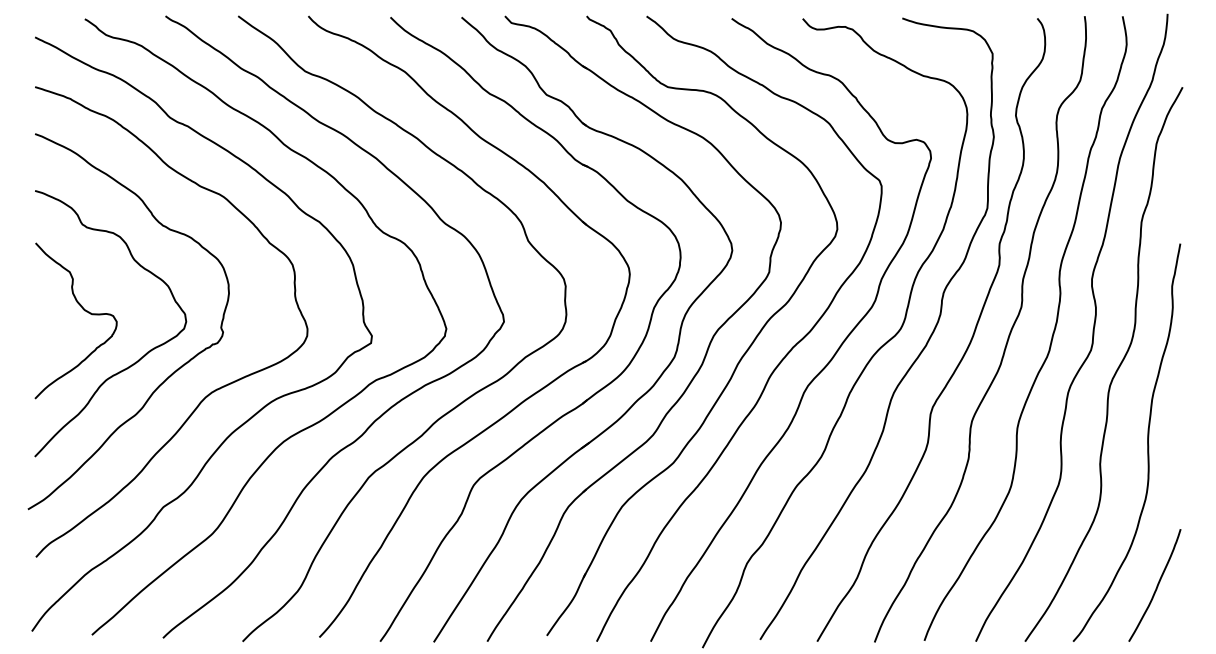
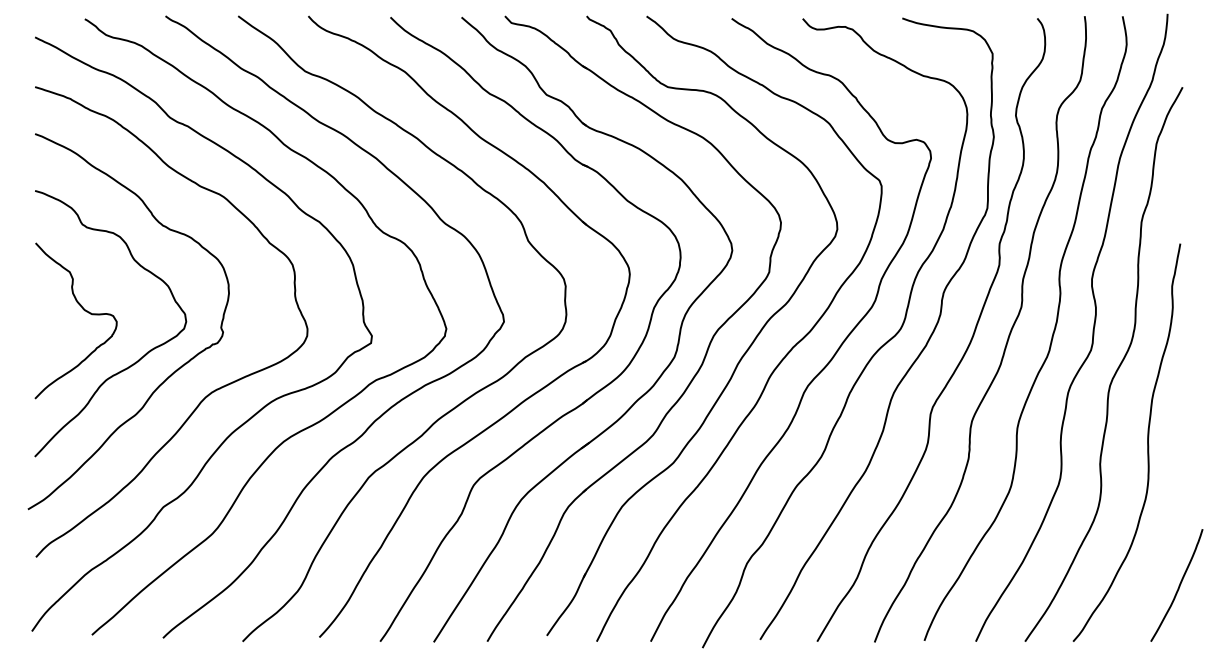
curve position: (1156, 585) -> (1178, 585) (1178, 585)
